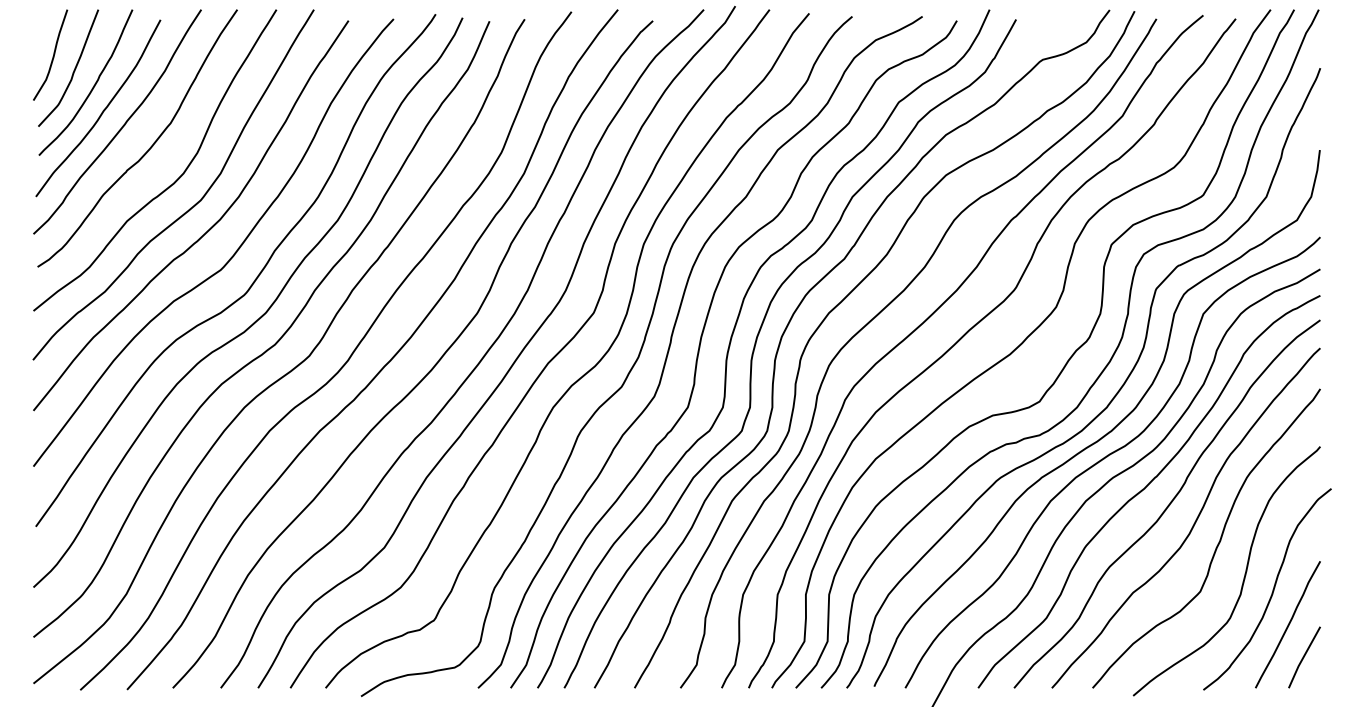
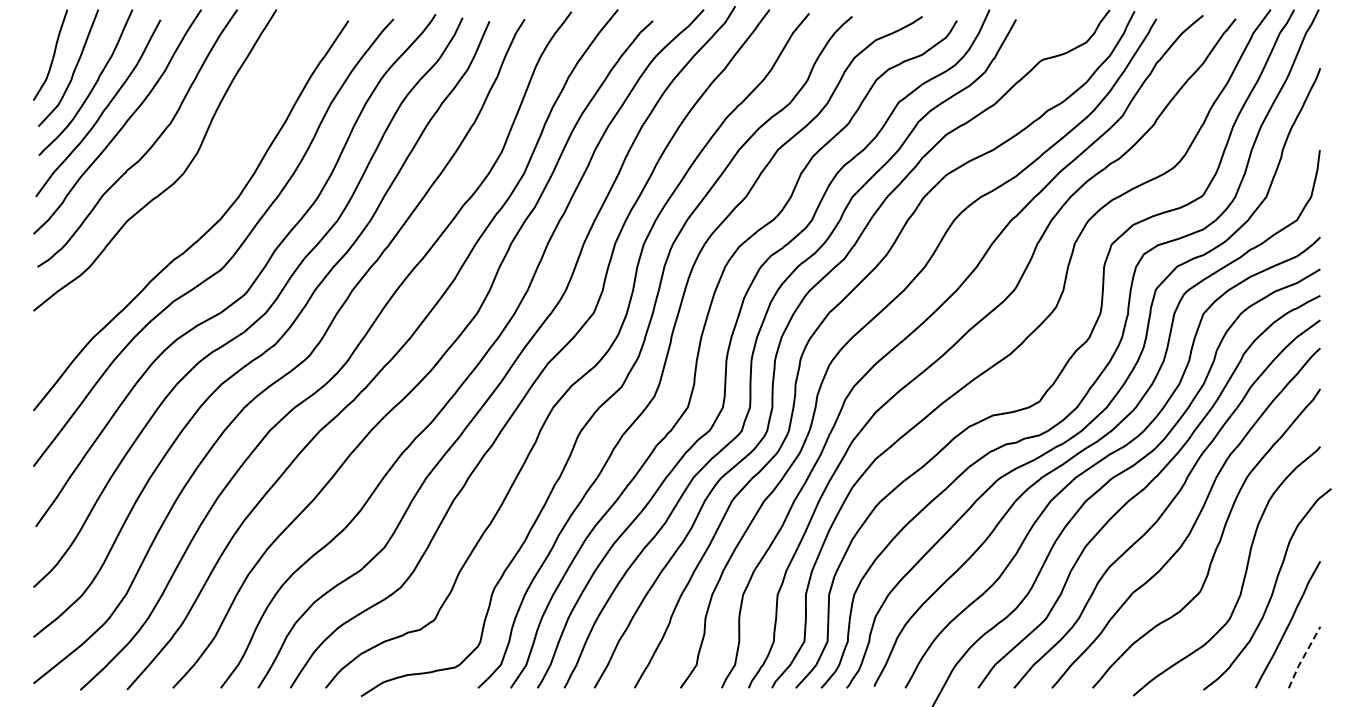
curve: present -> none (190, 207)
line: solid -> dashed (1303, 656)
